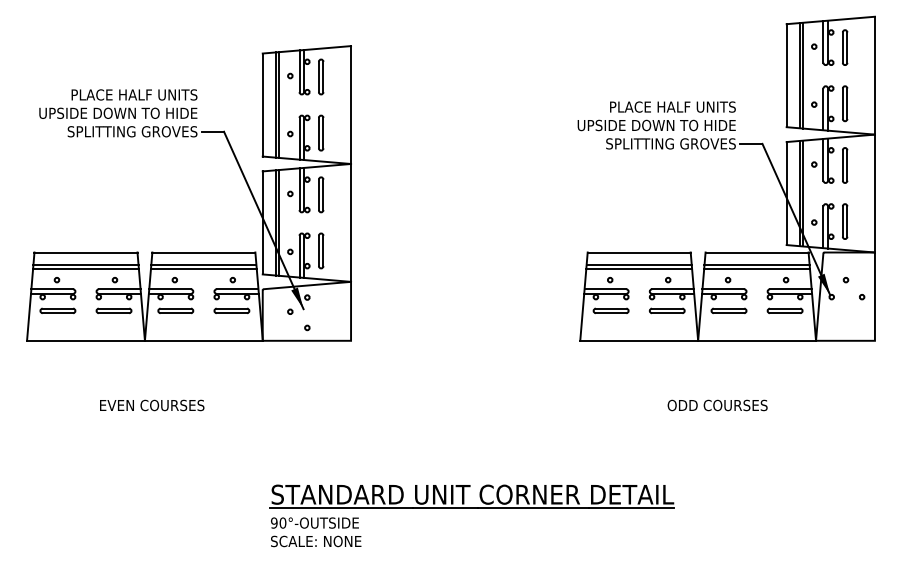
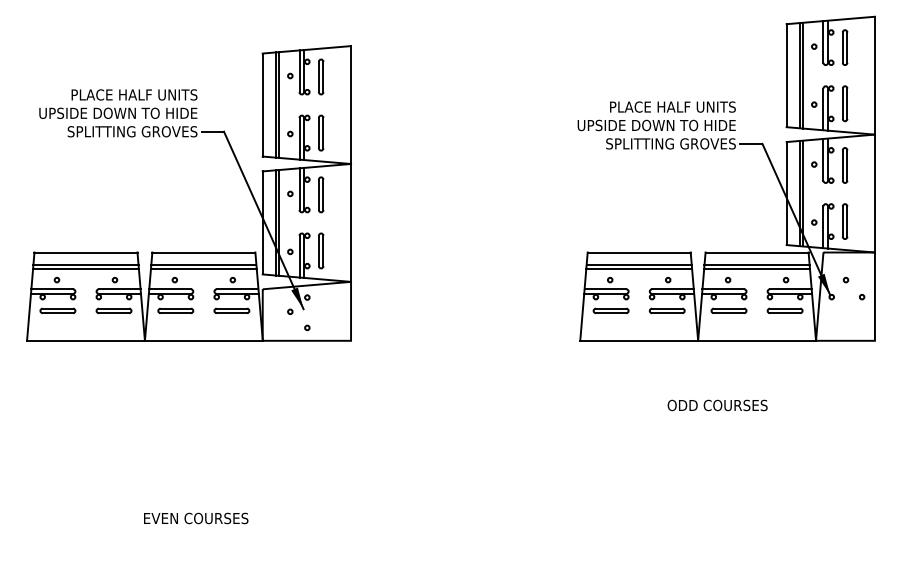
text position: (152, 405) -> (196, 518) (196, 518)
part: present -> none (471, 508)
